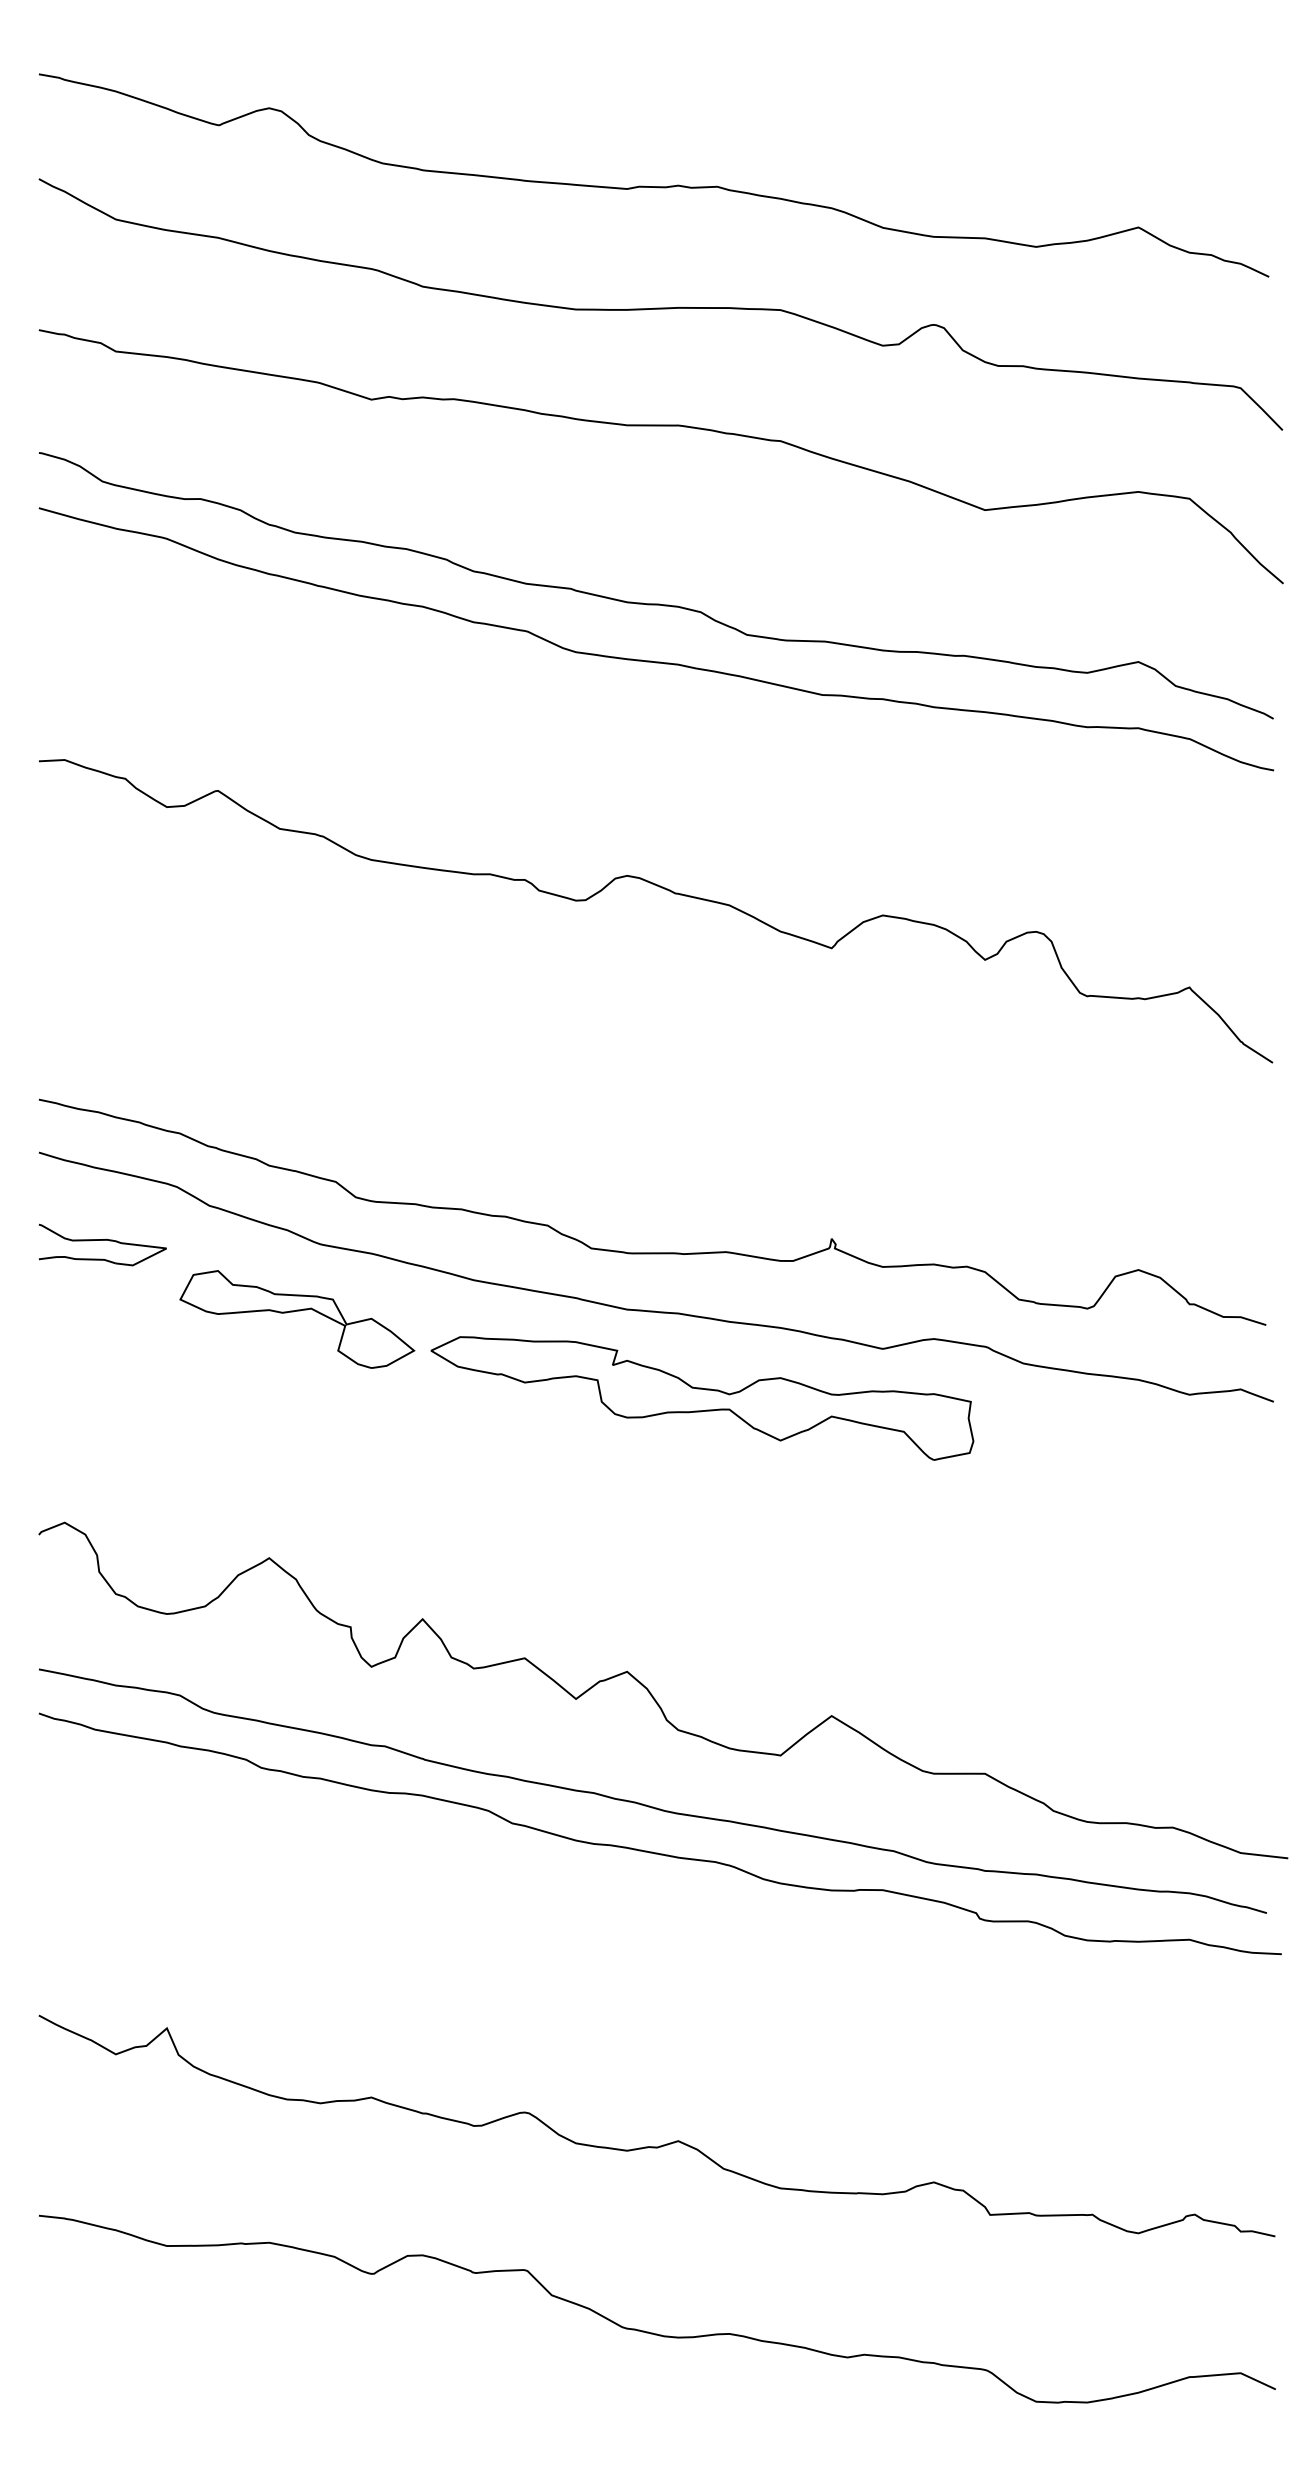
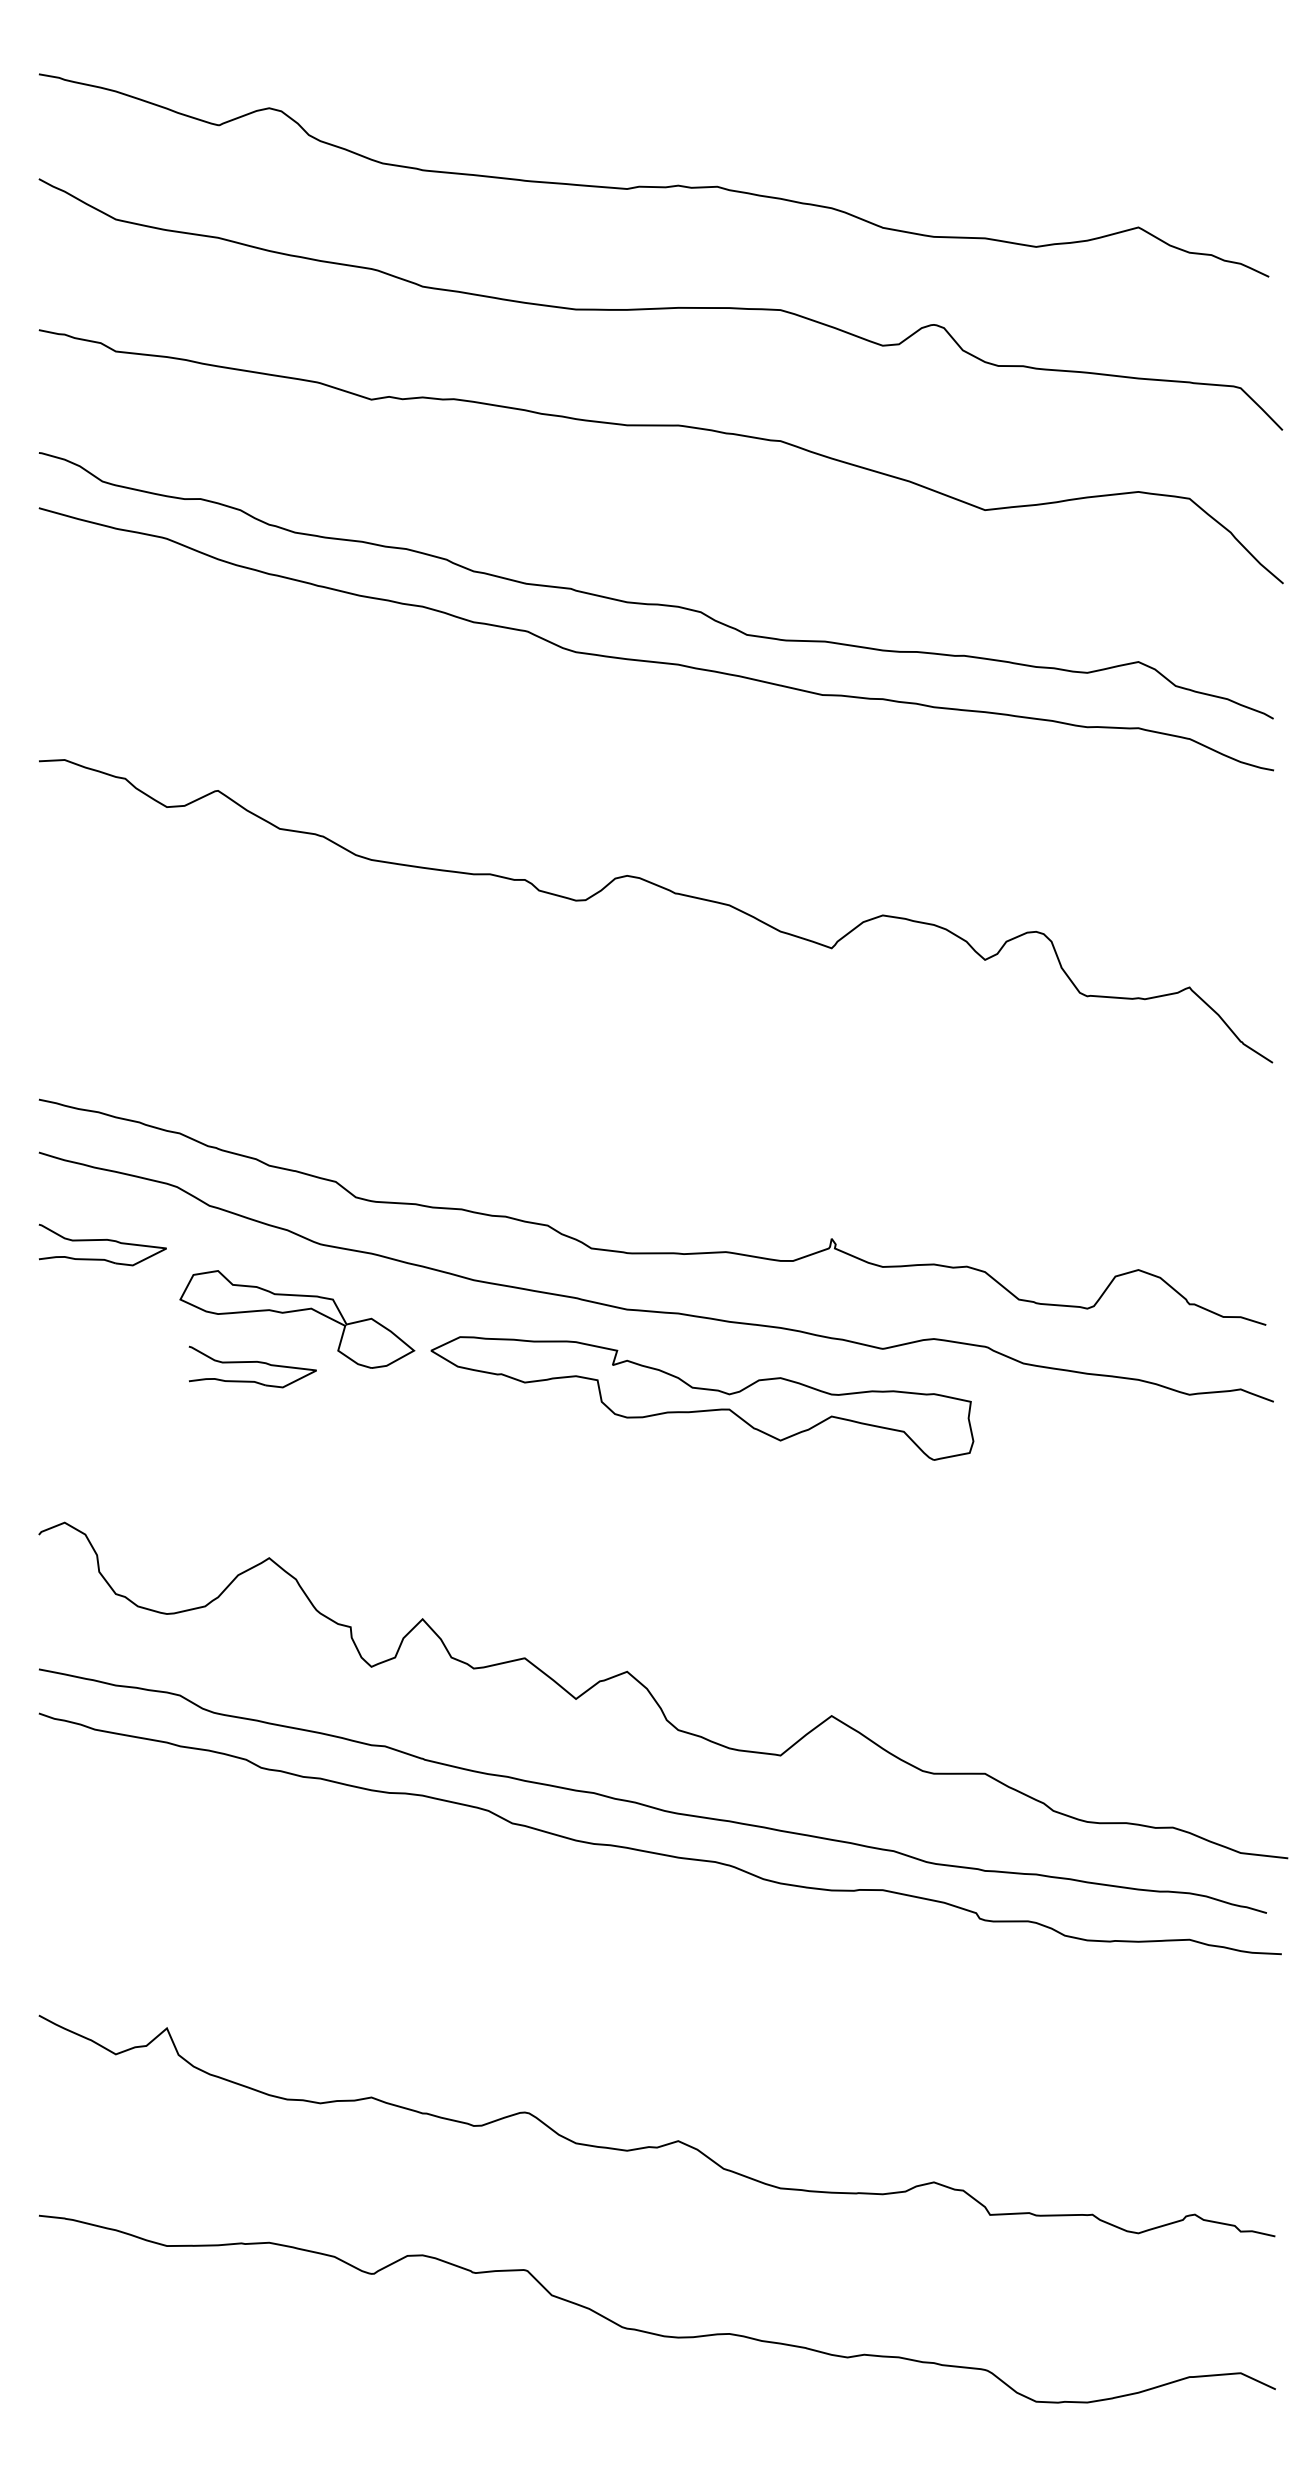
part: none -> present (252, 1366)
